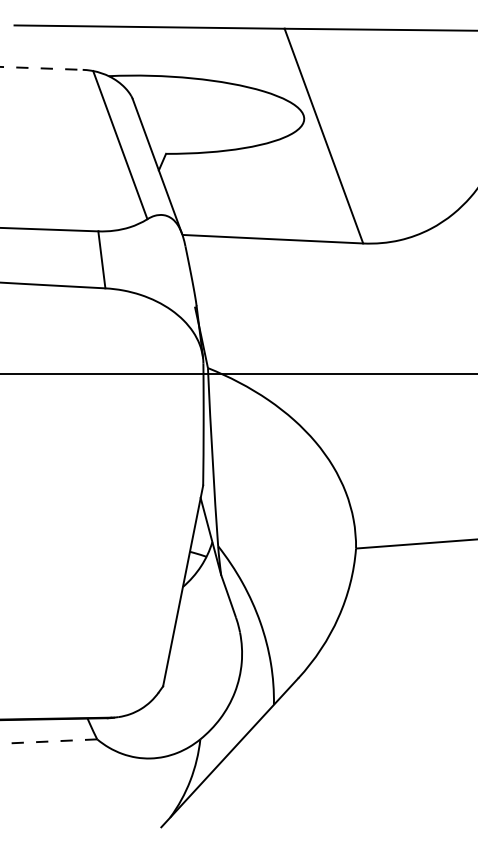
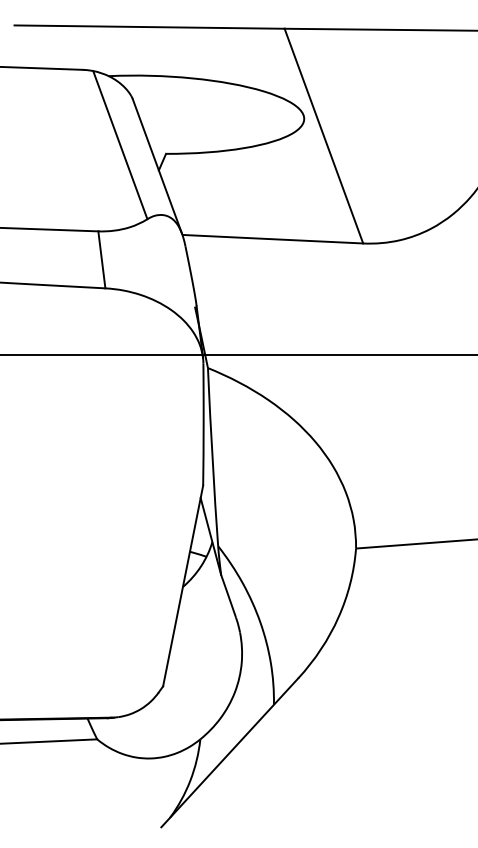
line: dashed -> solid (41, 68)
line position: (238, 373) -> (238, 354) (238, 354)
line: dashed -> solid (48, 741)
